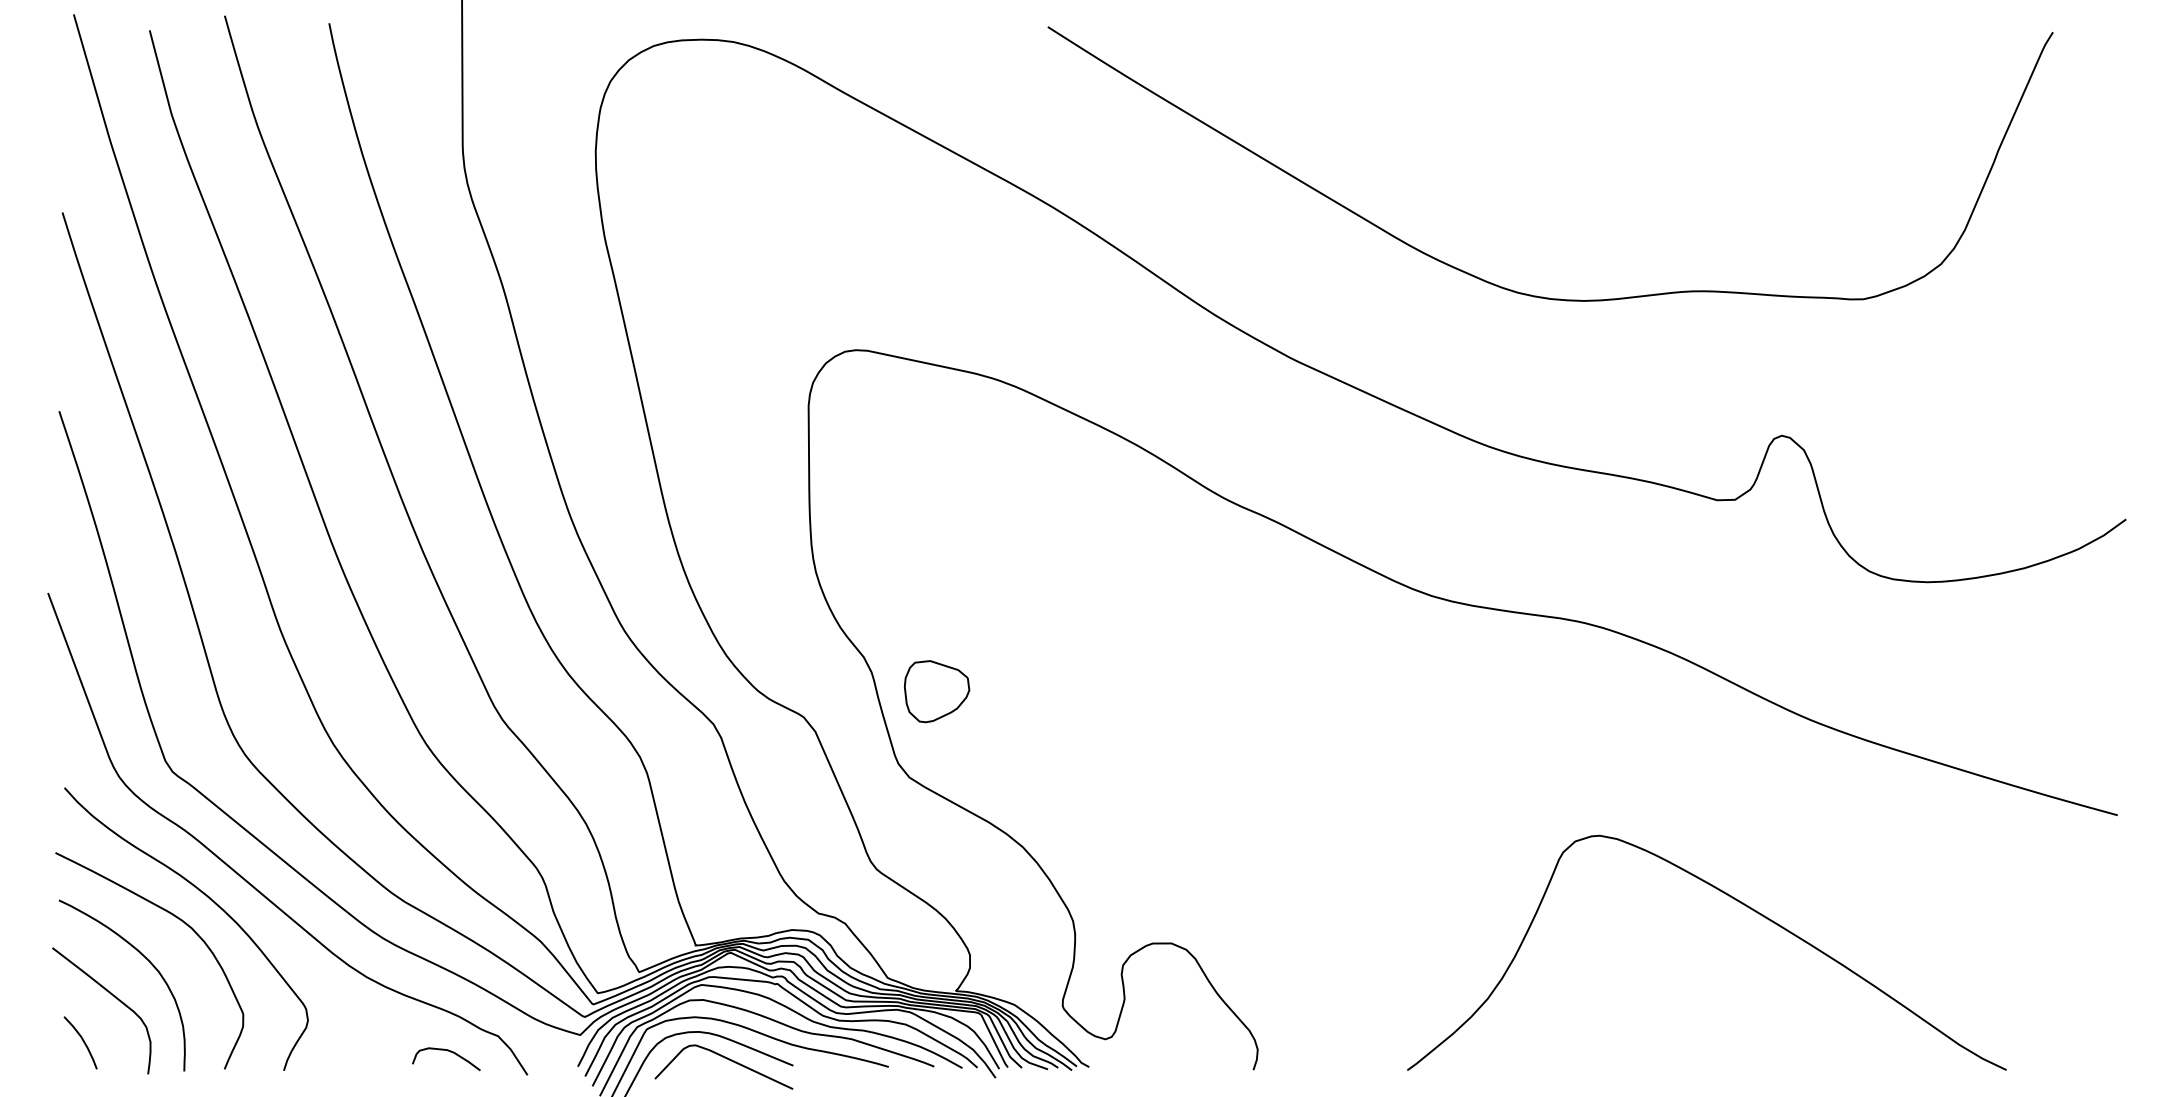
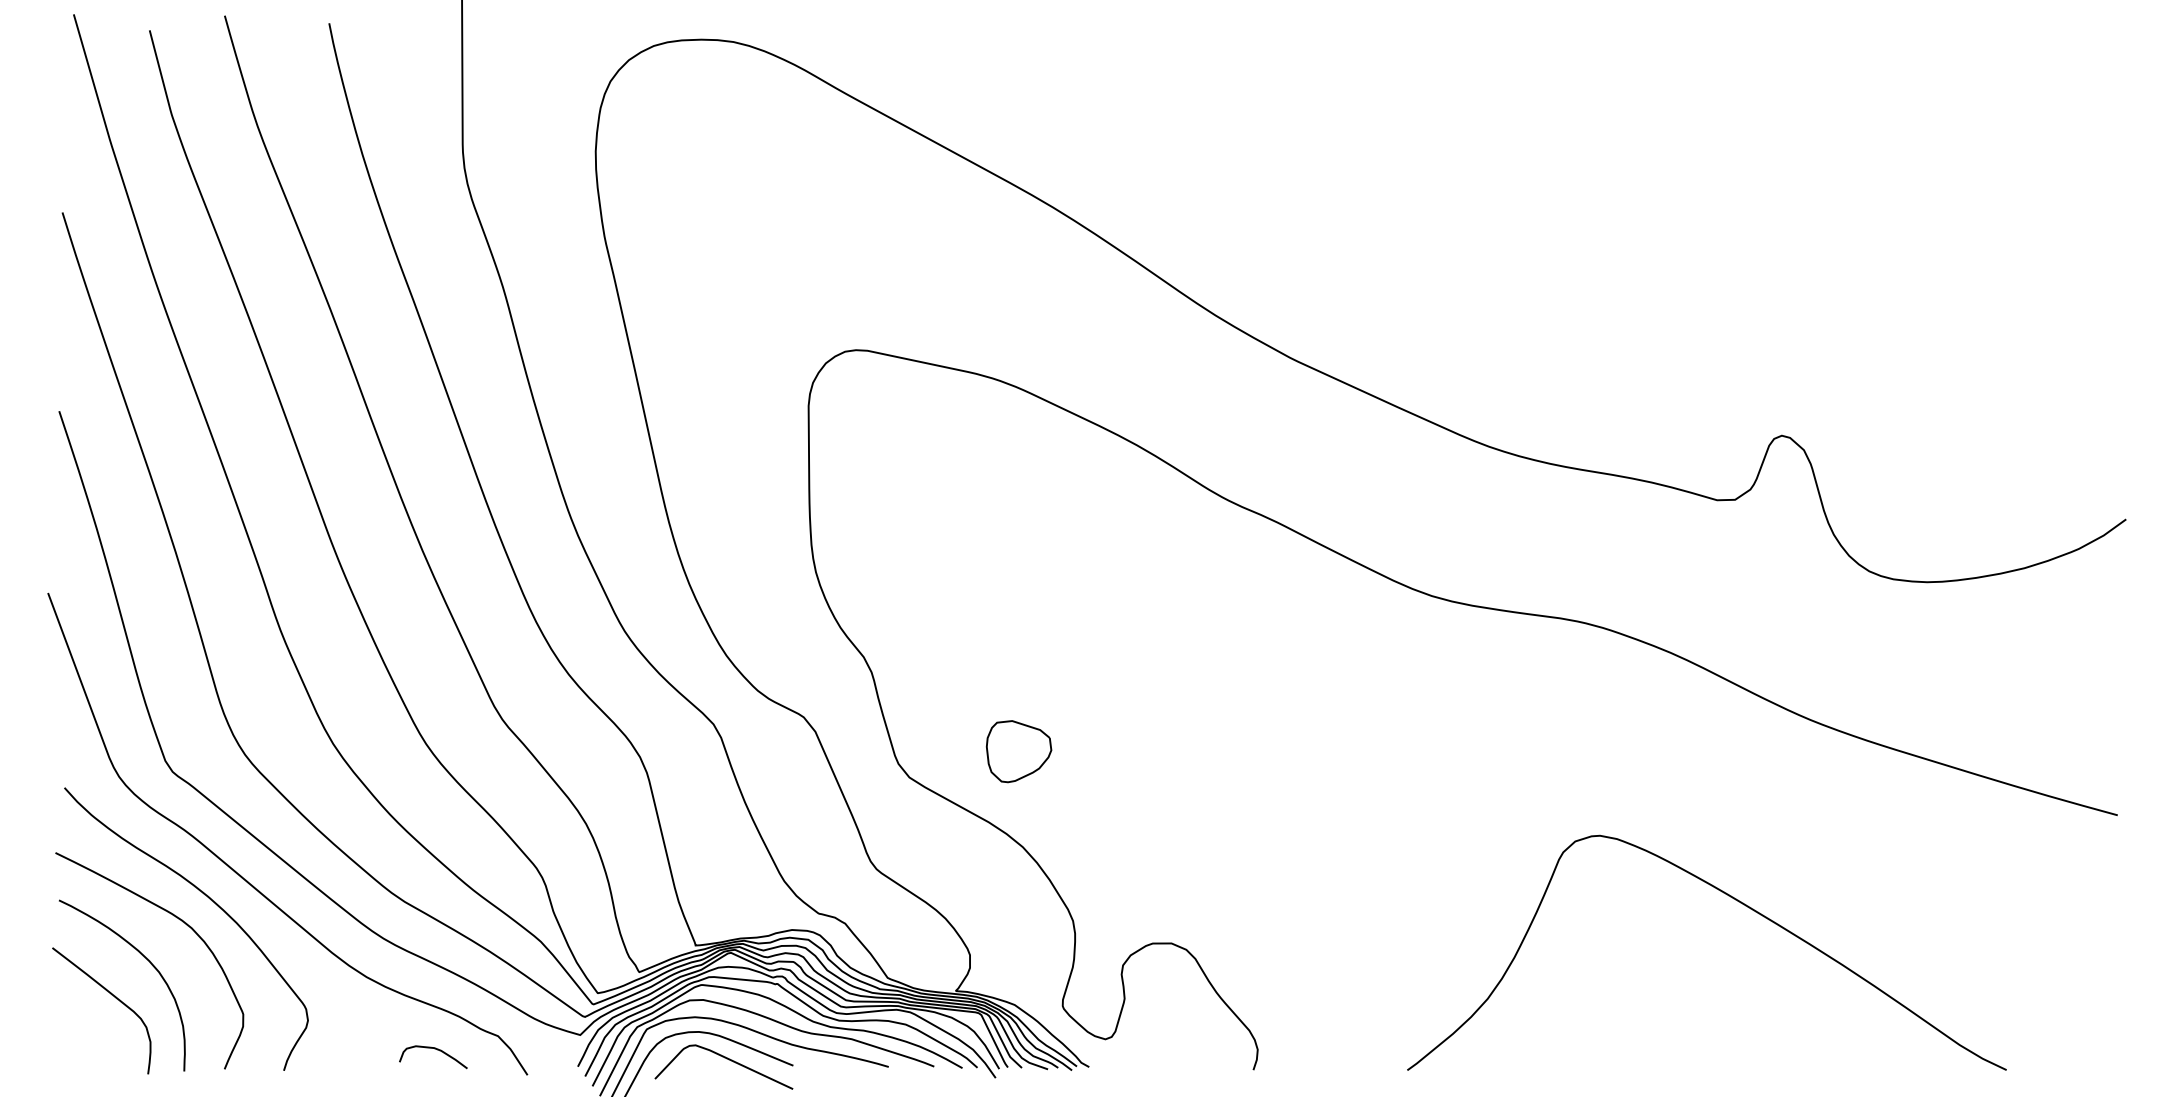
curve: present -> none (1508, 288)
part position: (936, 691) -> (1018, 751) (1018, 751)
curve: present -> none (82, 1041)
curve position: (447, 1051) -> (434, 1049) (434, 1049)
